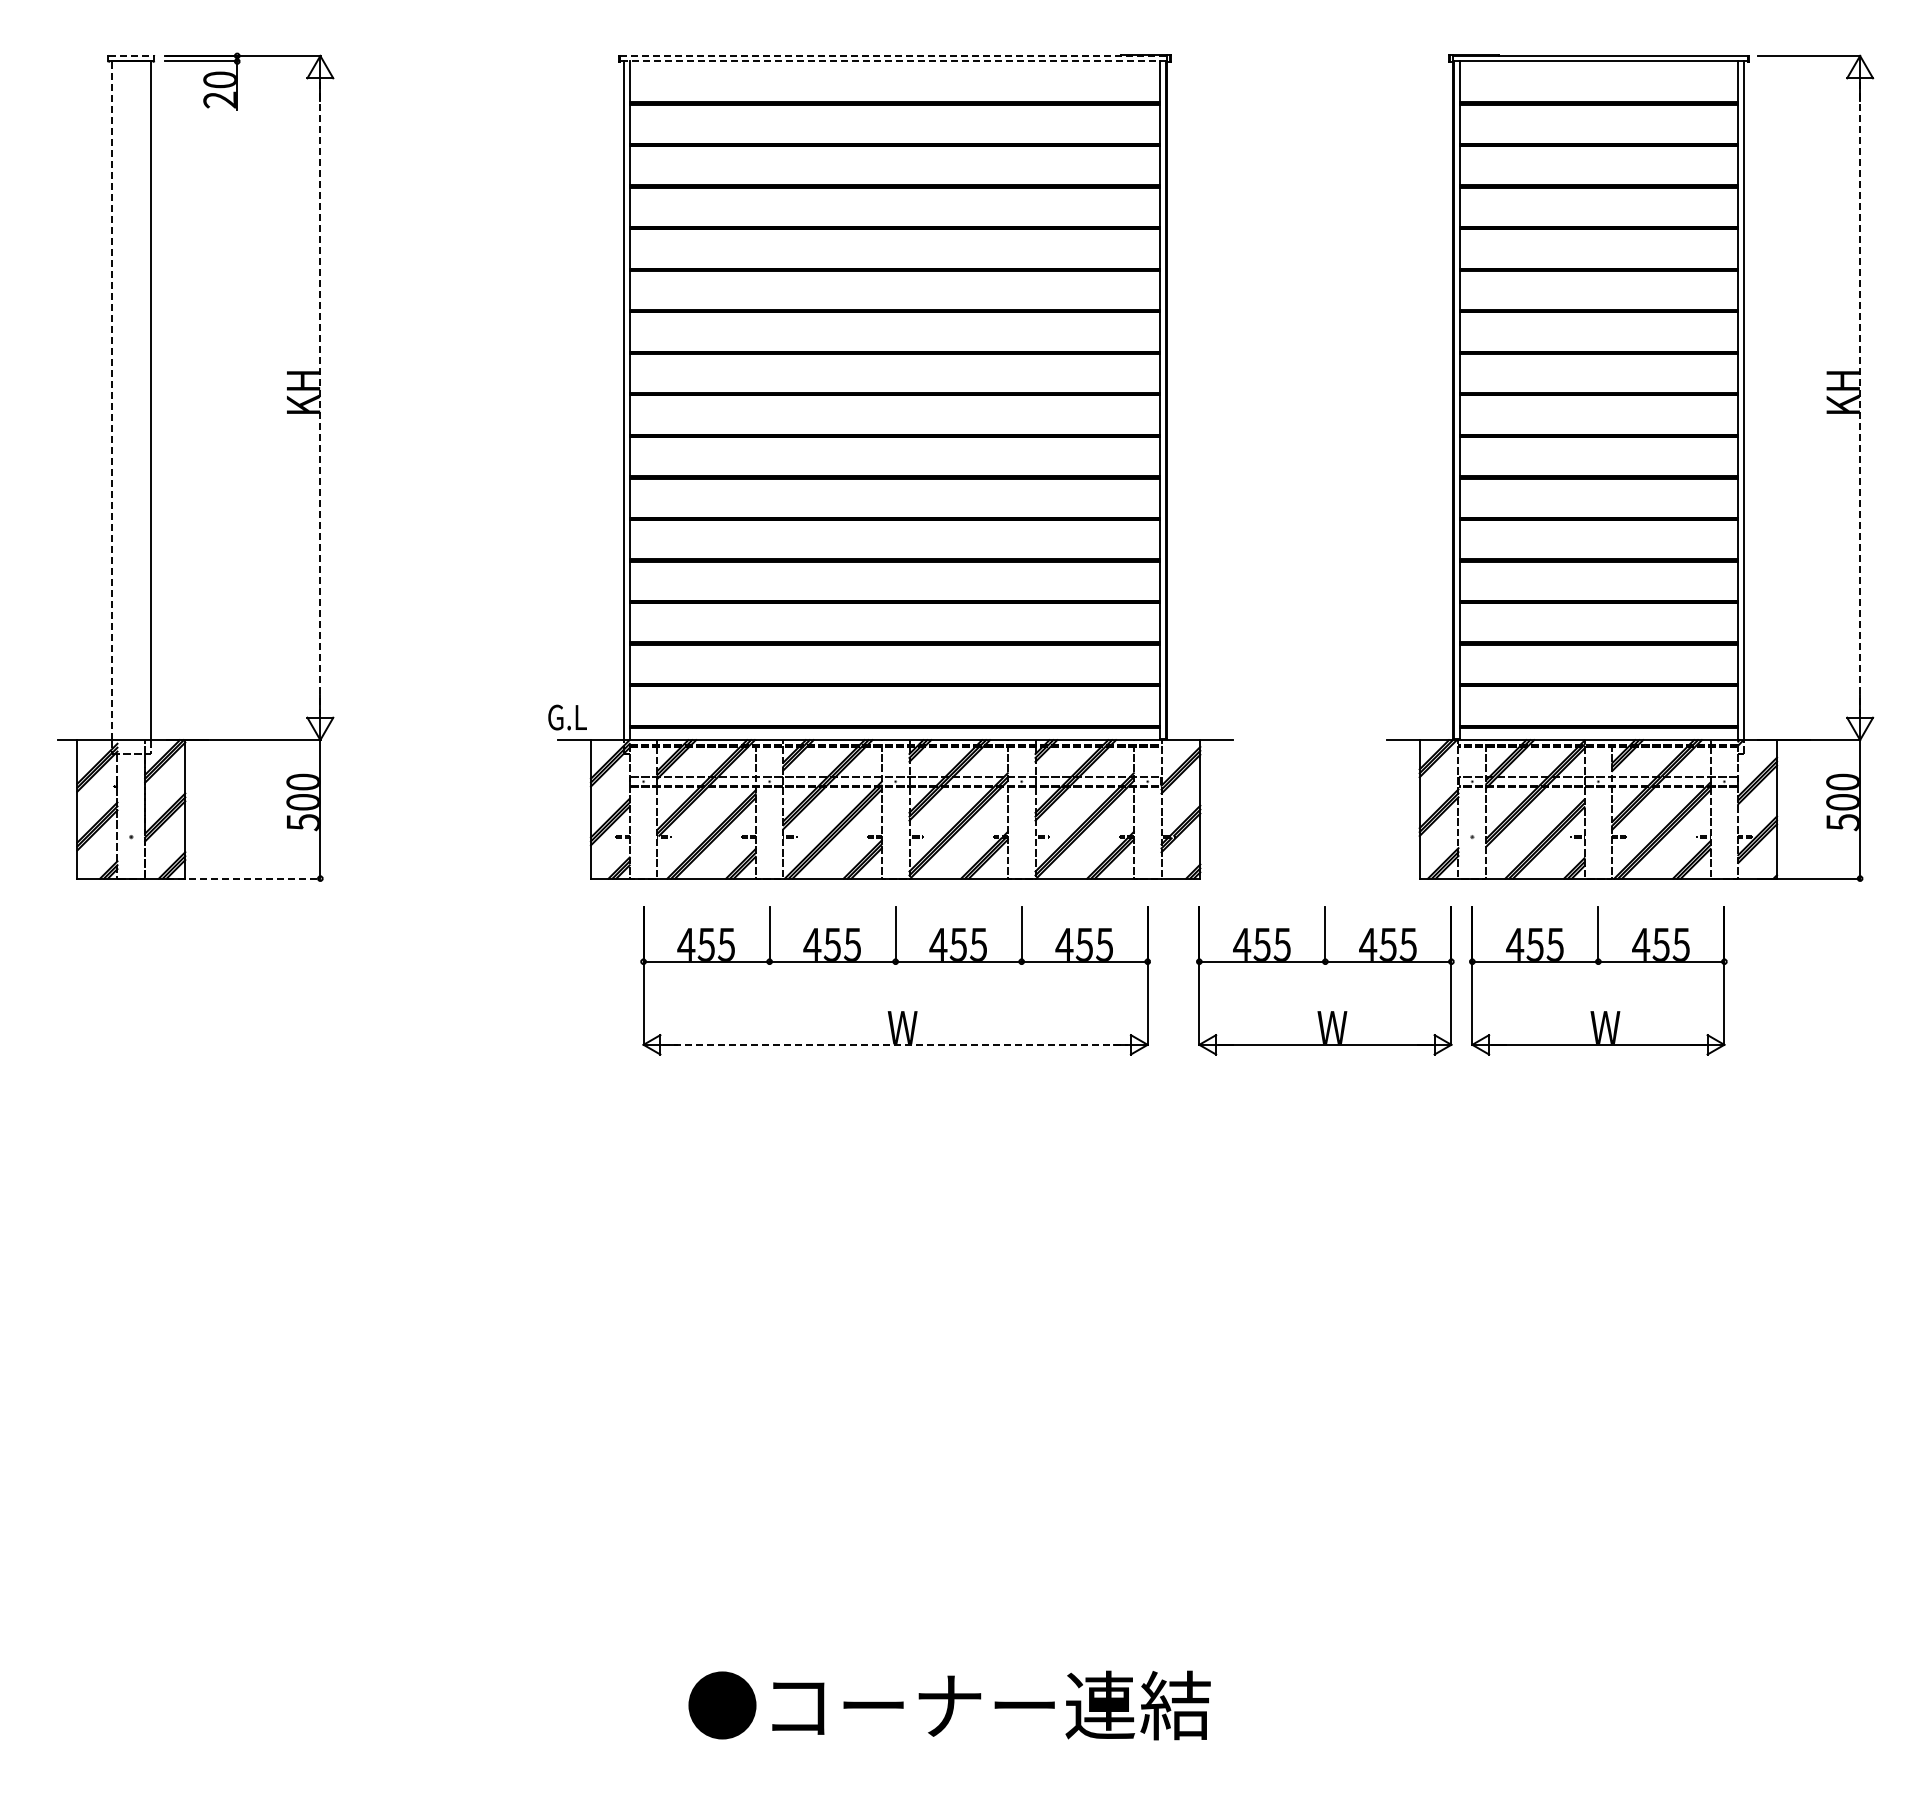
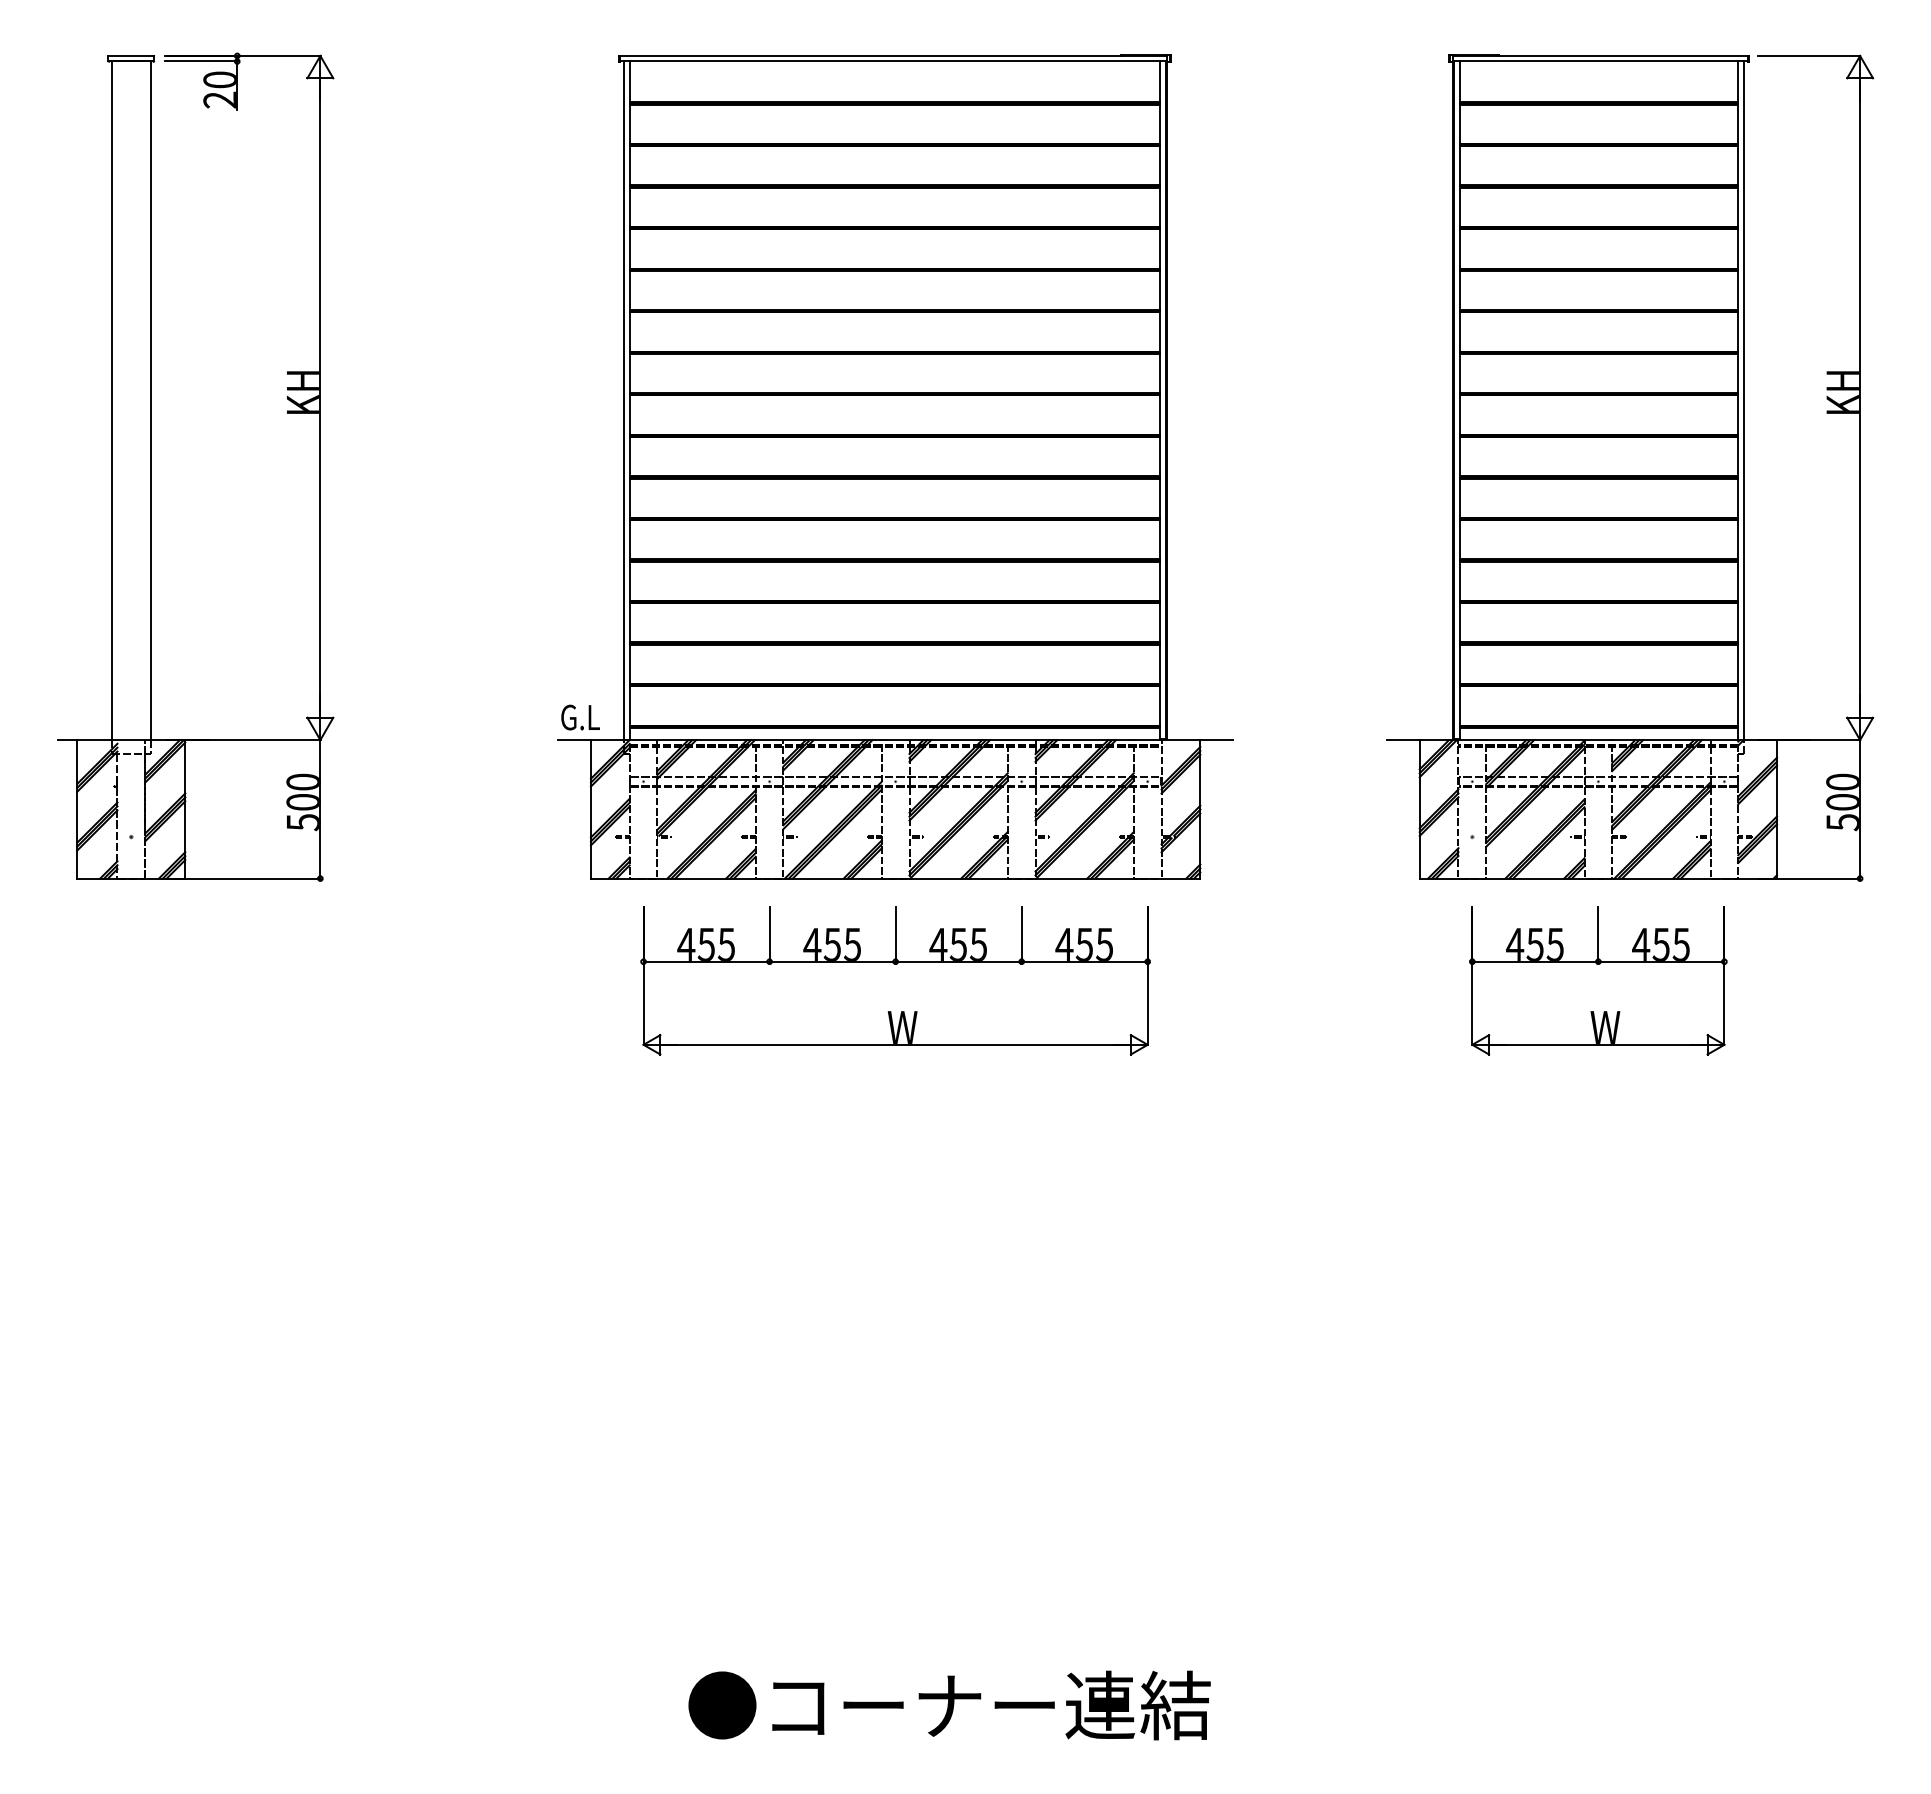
line: dashed -> solid (131, 55)
line: dashed -> solid (893, 55)
line: dashed -> solid (893, 61)
line: dashed -> solid (320, 398)
line: dashed -> solid (1860, 398)
line: dashed -> solid (111, 400)
text position: (567, 717) -> (580, 717) (580, 717)
line: dashed -> solid (244, 878)
part: present -> none (1325, 980)
line: dashed -> solid (895, 1044)
